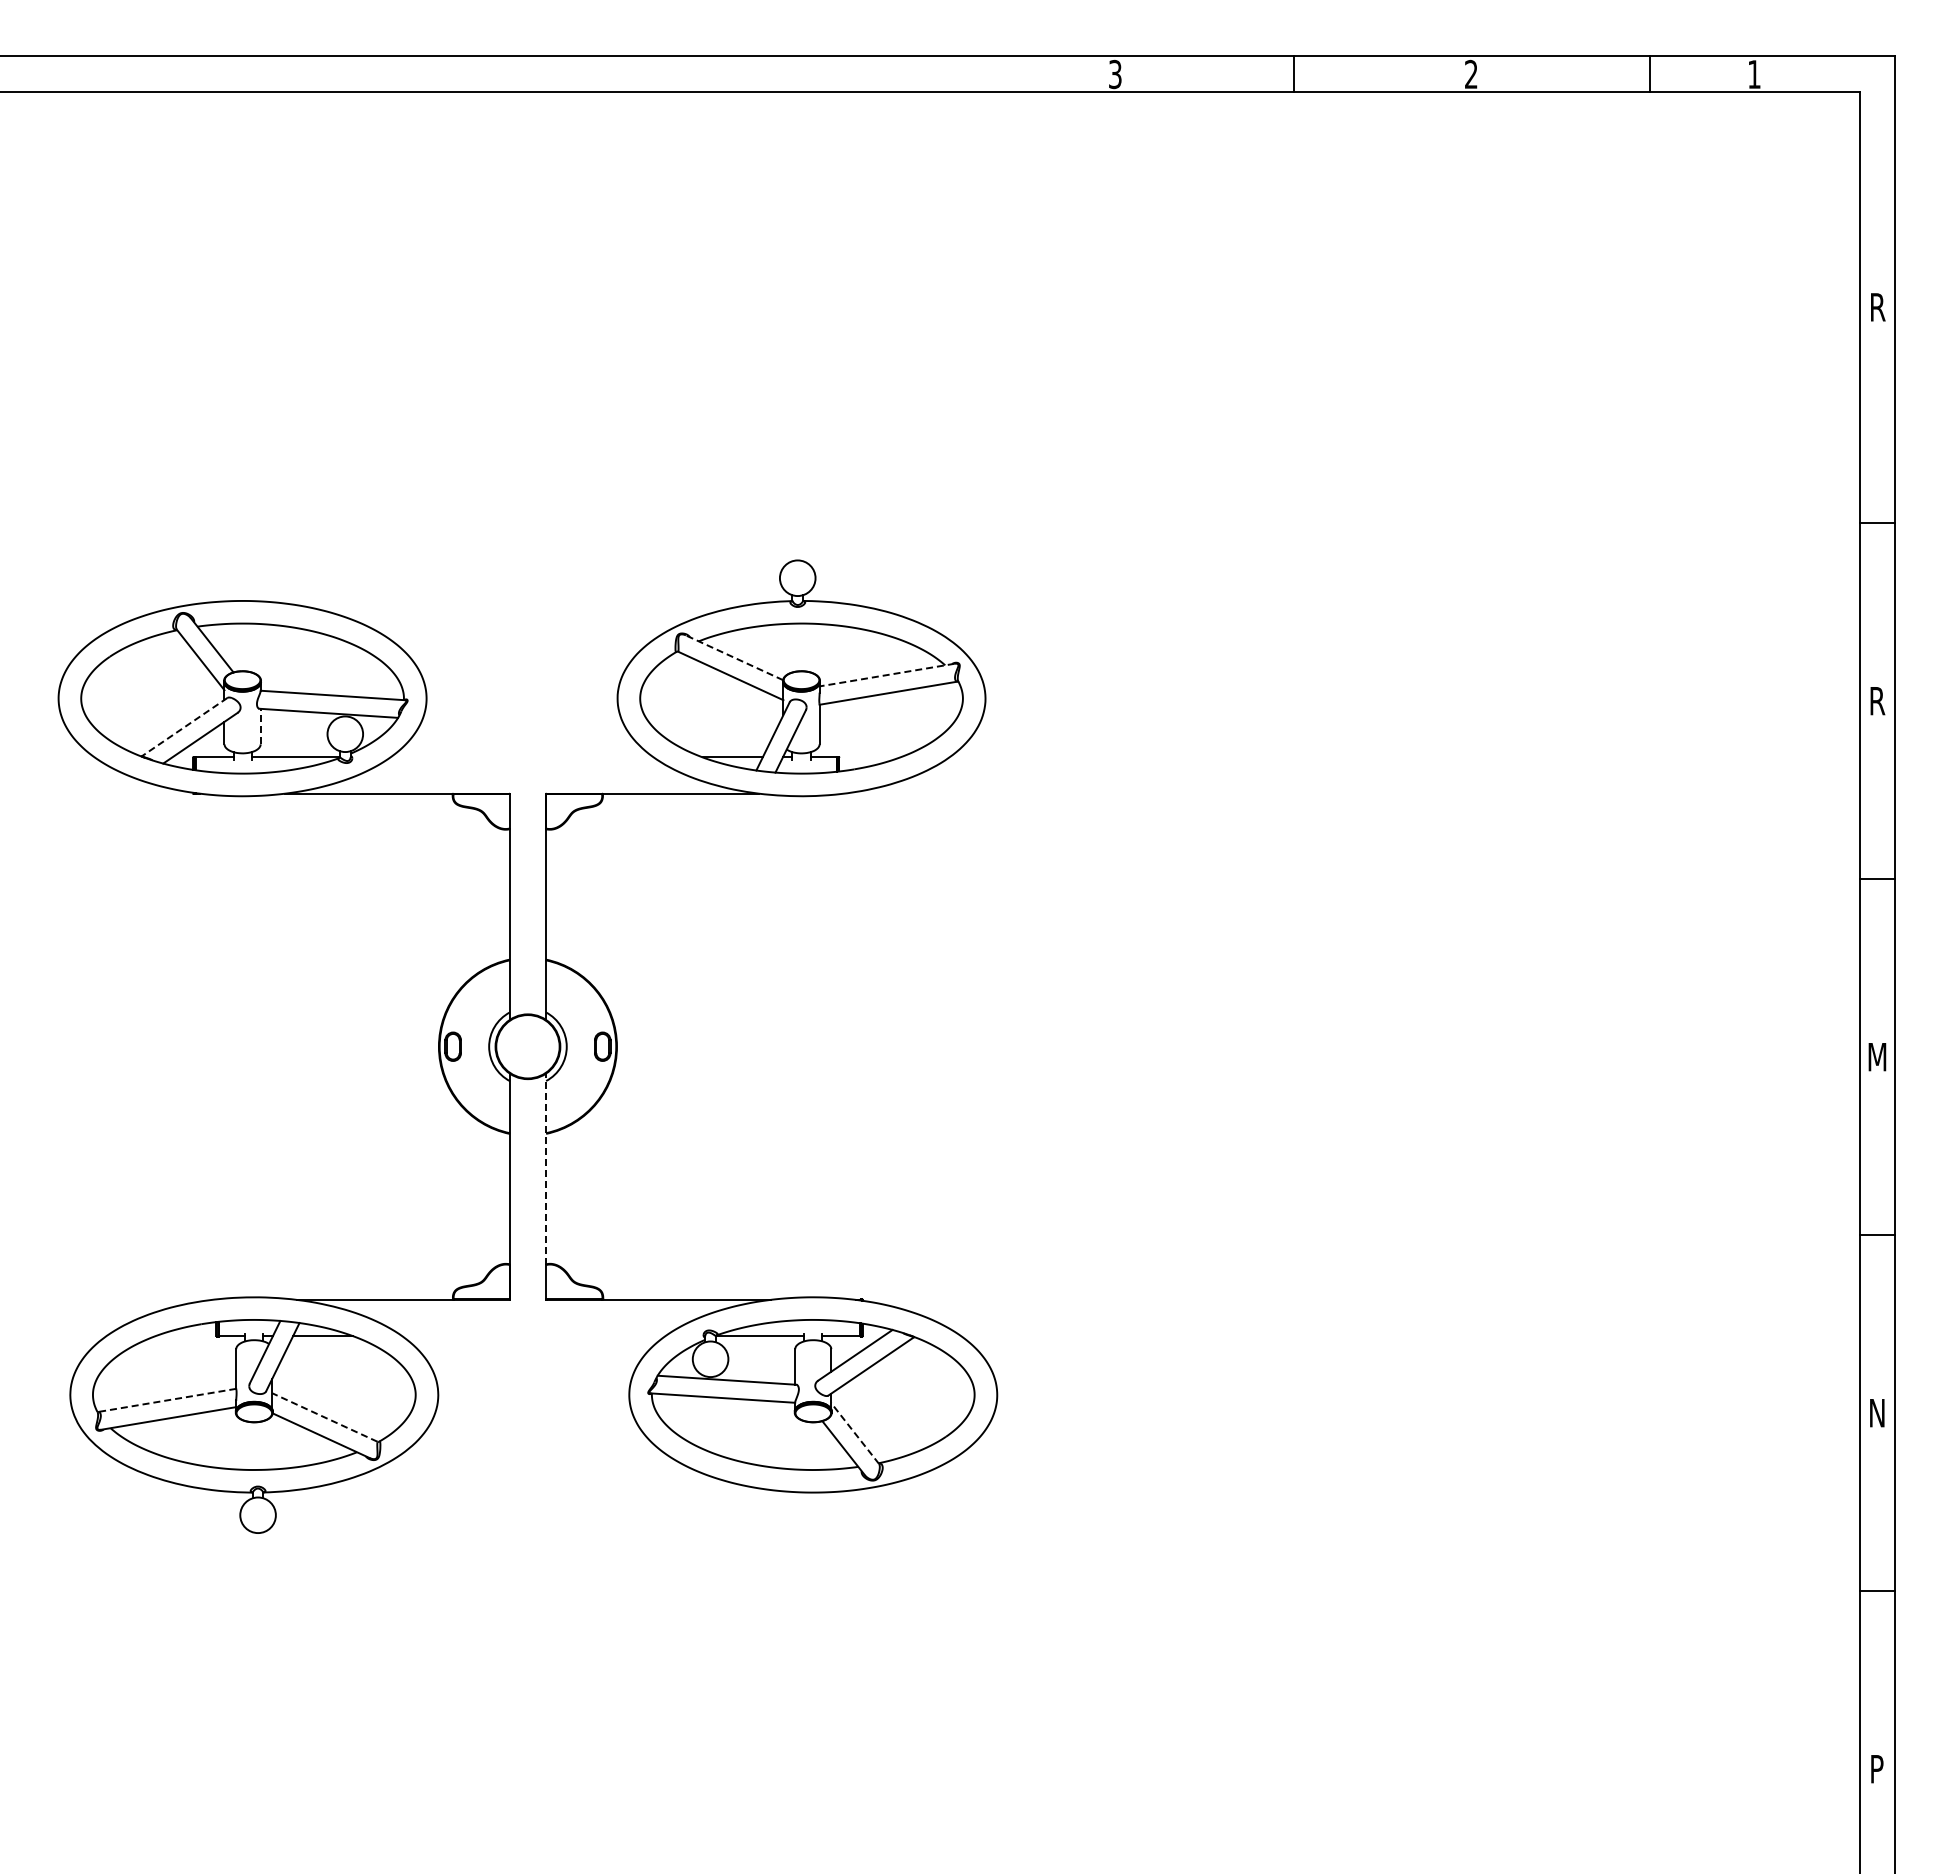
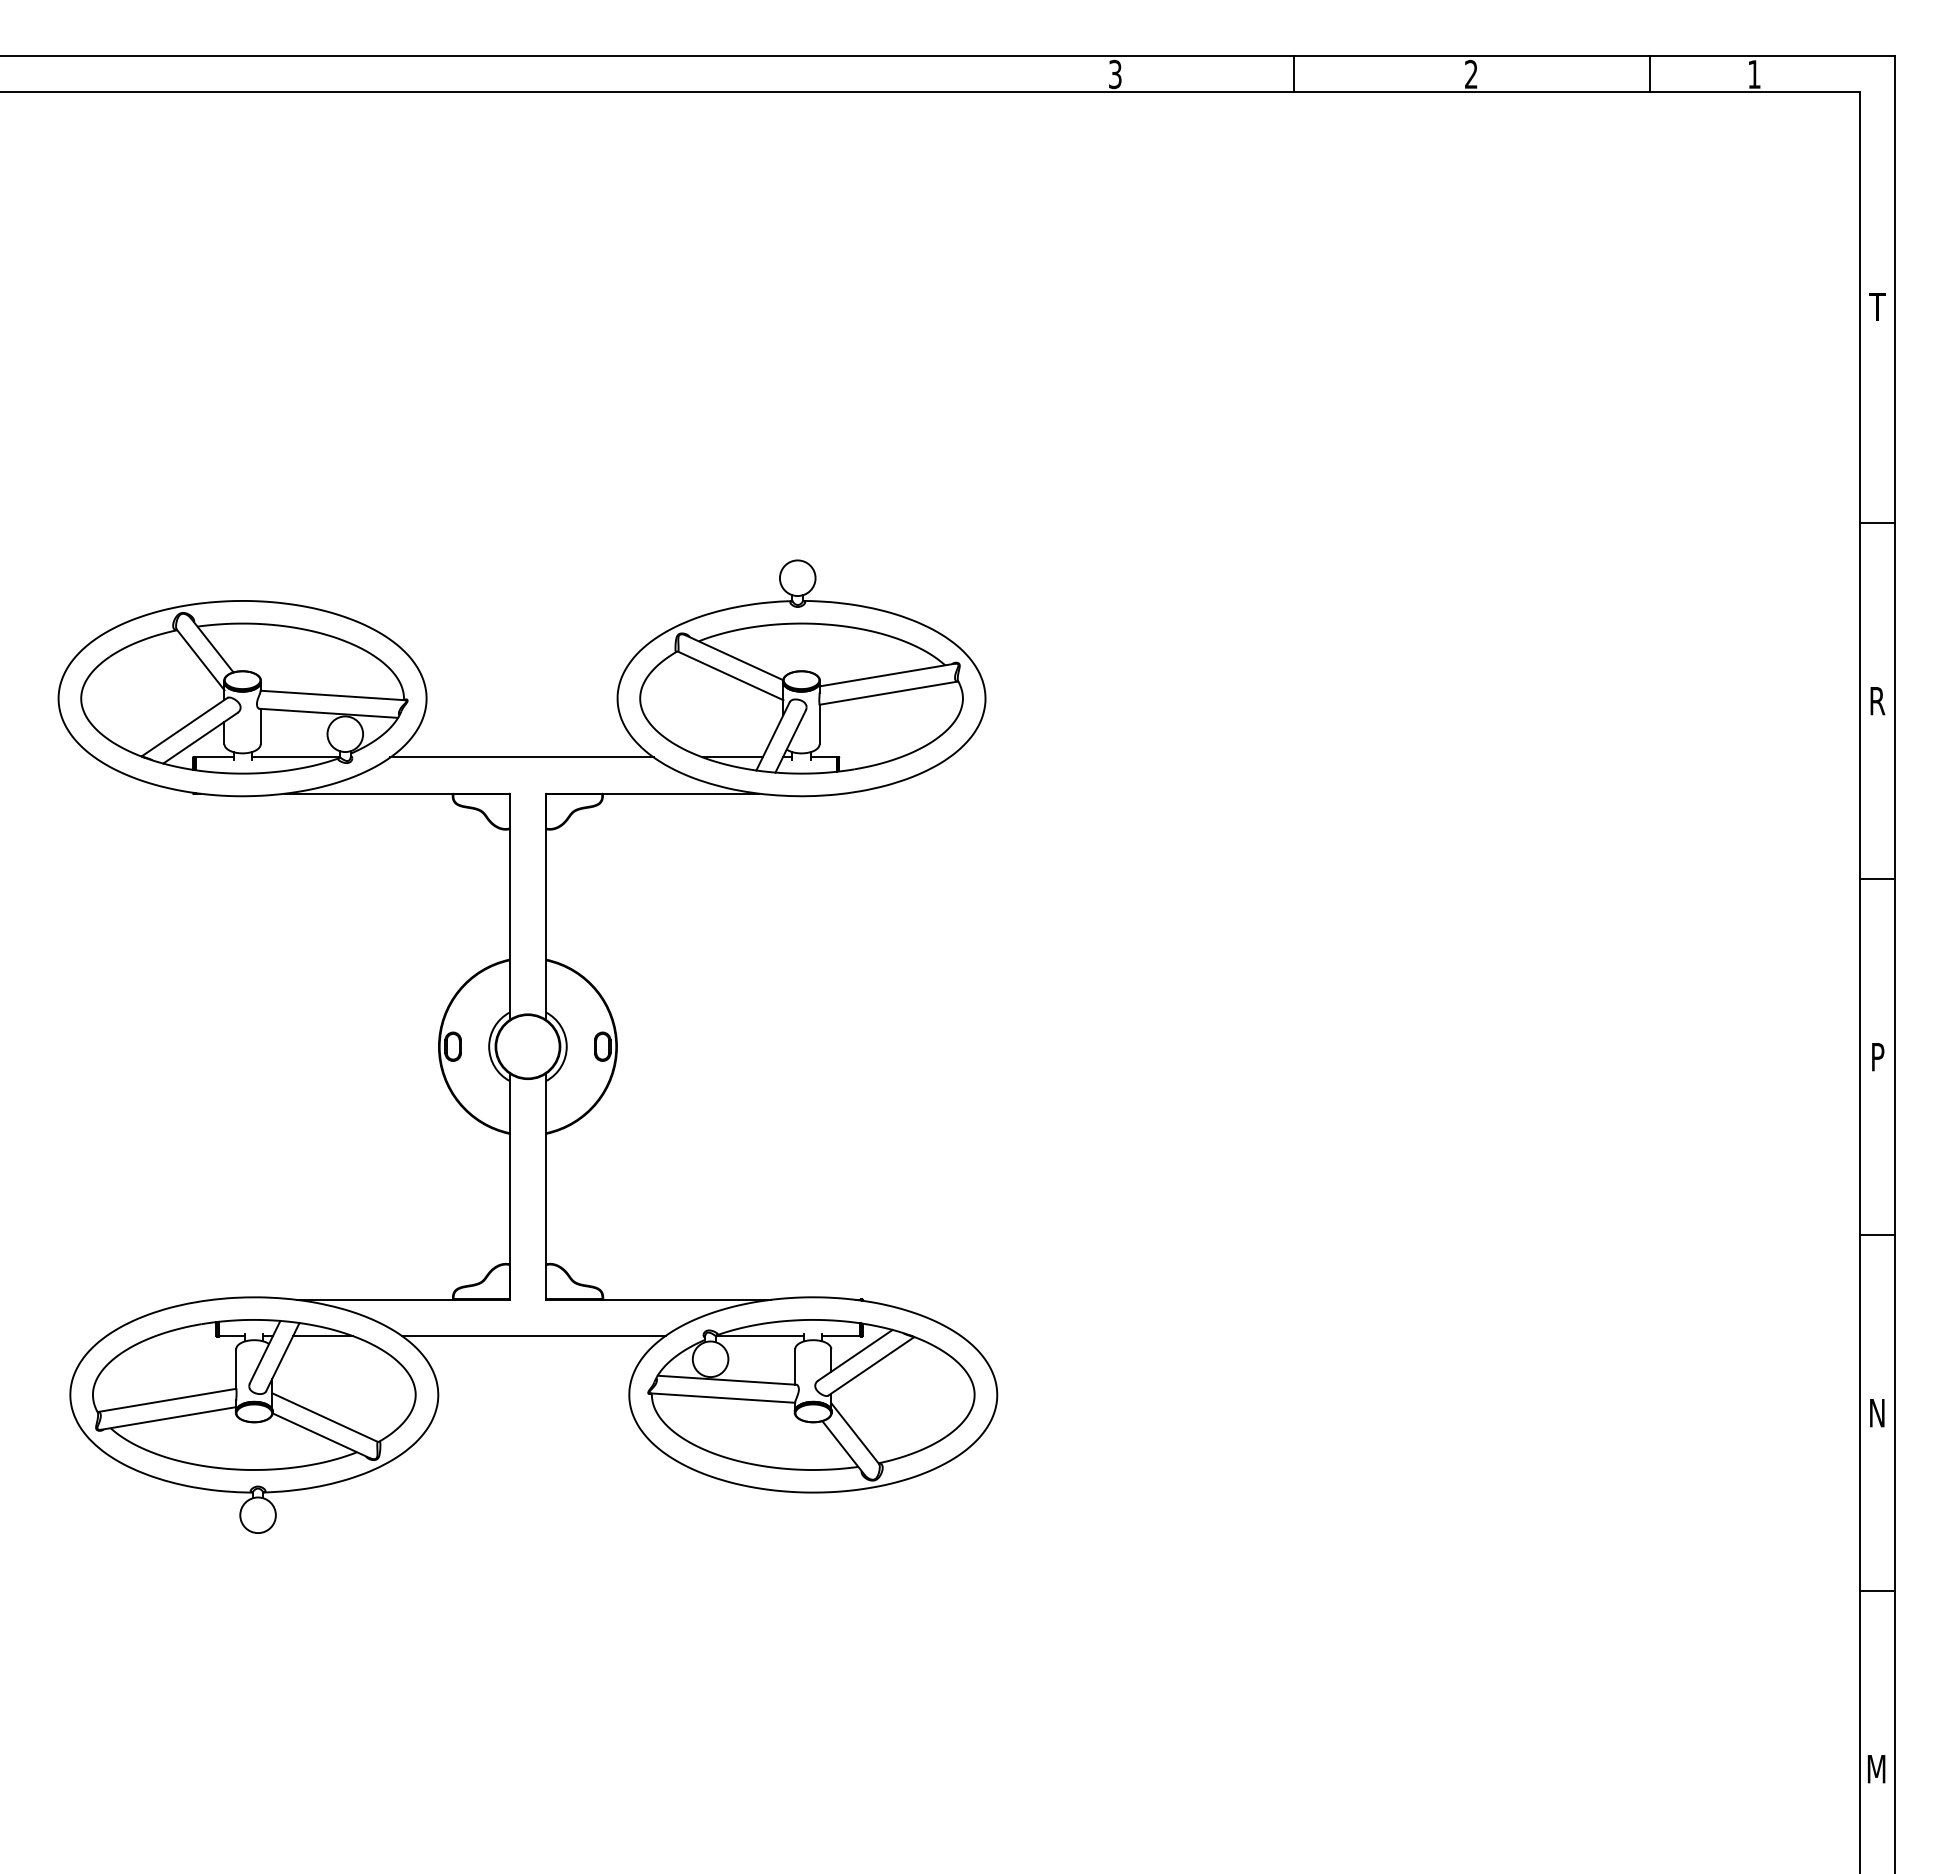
text: R -> T (1877, 307)
line: dashed -> solid (734, 657)
line: dashed -> solid (886, 675)
line: dashed -> solid (260, 726)
line: dashed -> solid (184, 727)
line: none -> present (521, 757)
text: M -> P (1877, 1057)
line: dashed -> solid (546, 1169)
line: none -> present (533, 1336)
line: dashed -> solid (167, 1400)
line: dashed -> solid (324, 1417)
line: dashed -> solid (855, 1433)
text: P -> M (1876, 1769)
